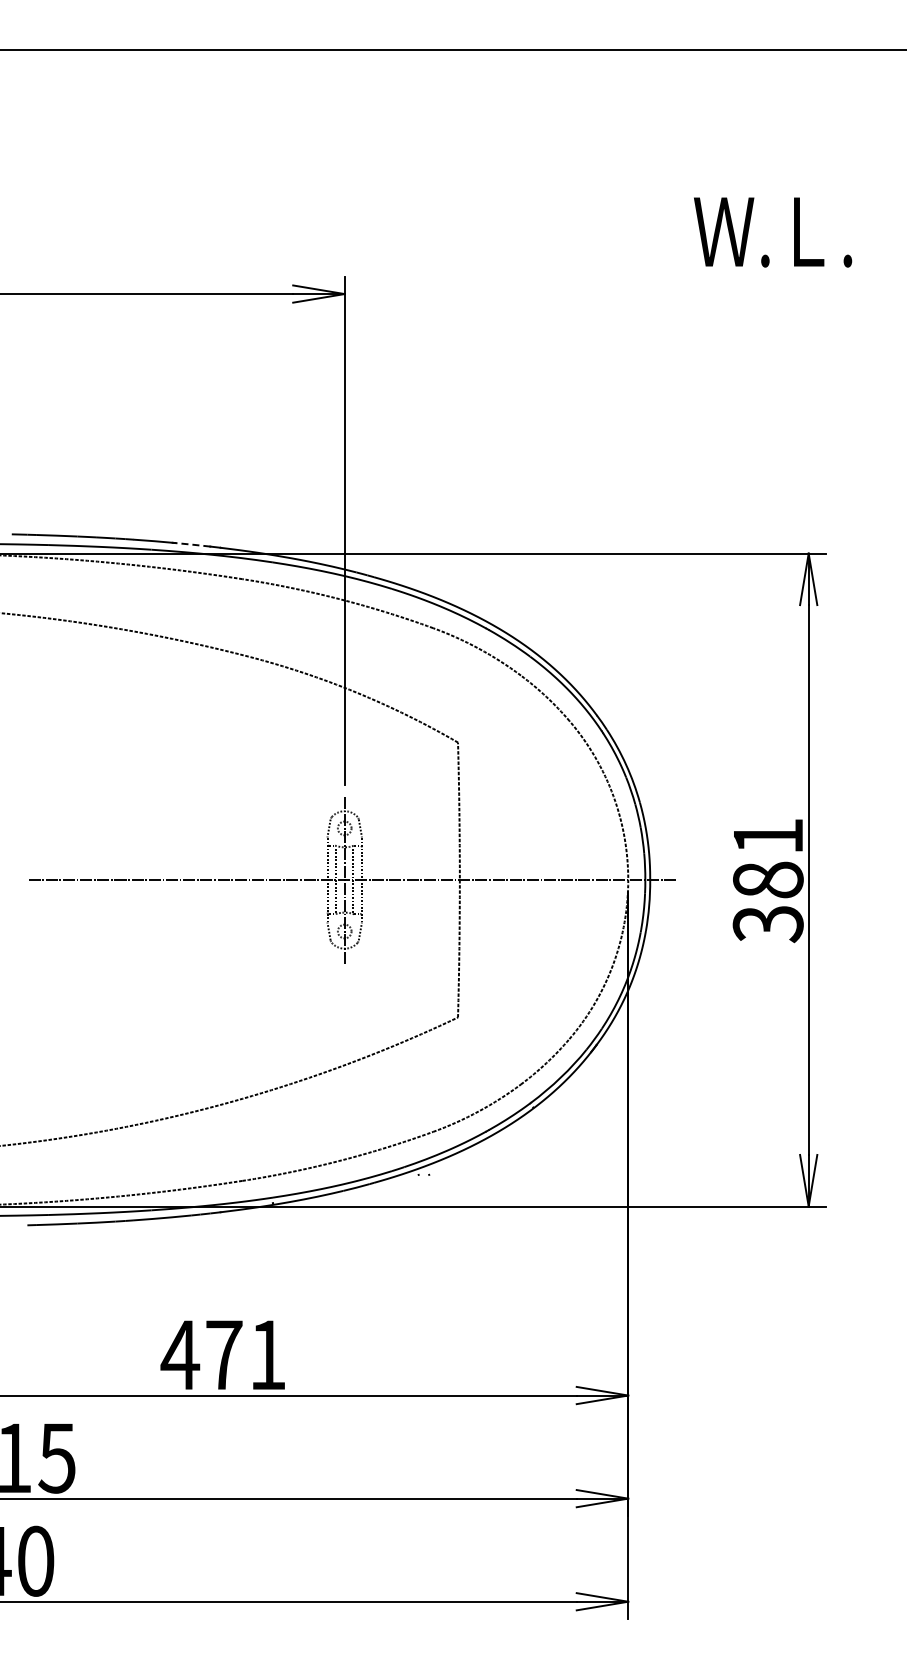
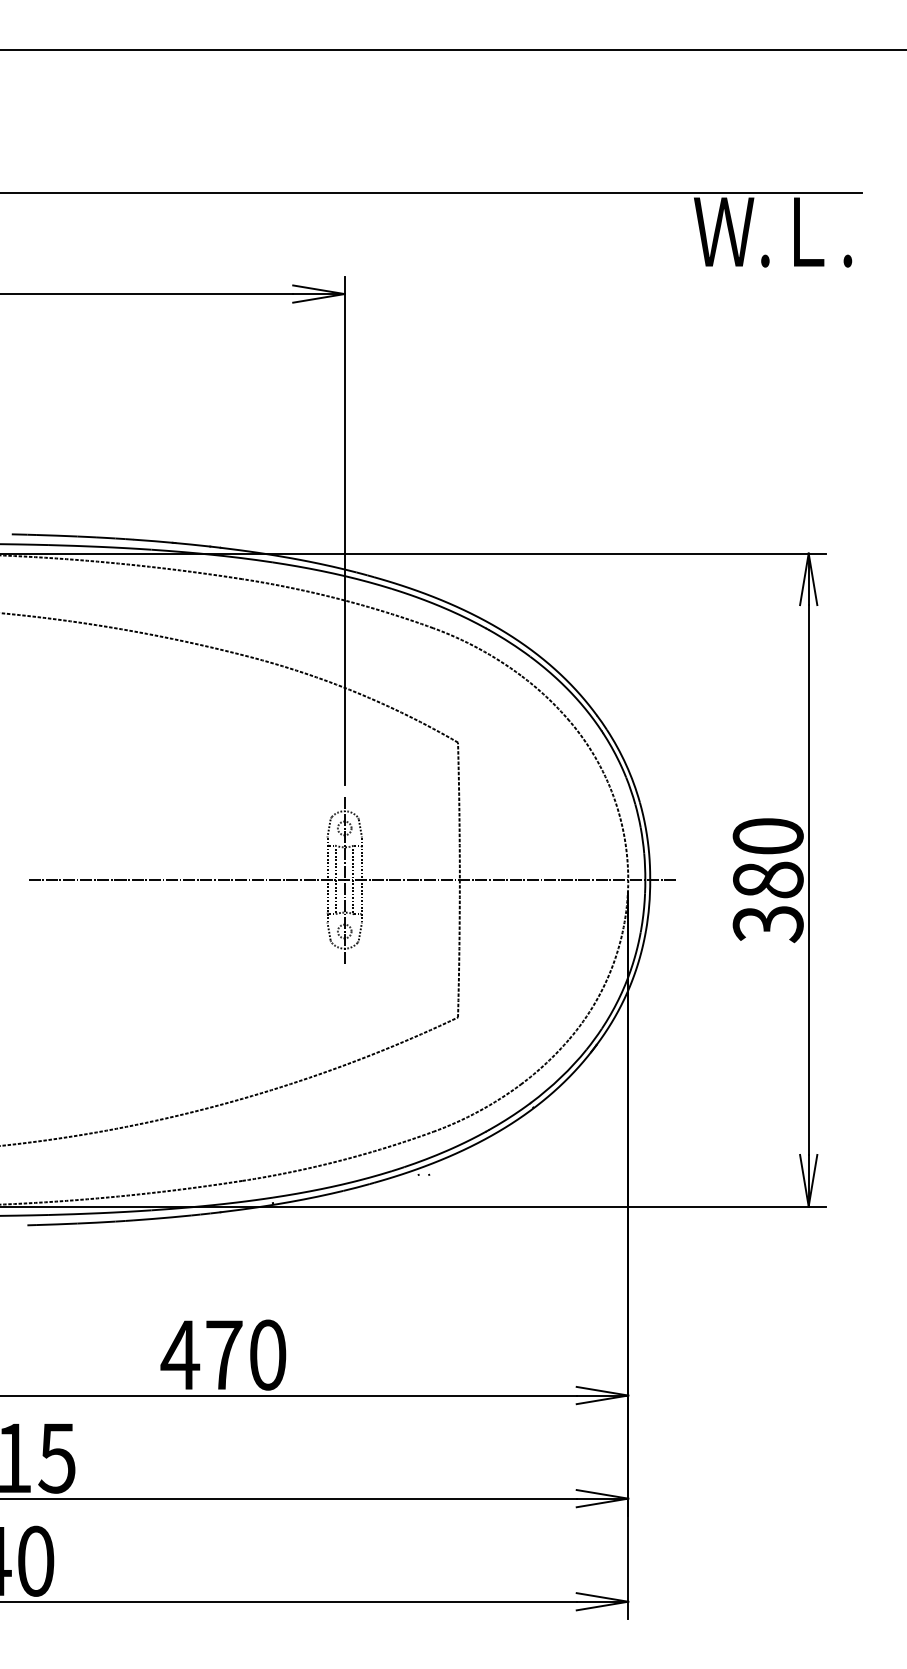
line: none -> present (431, 192)
line: dashed -> solid (191, 544)
text: 381 -> 380 (767, 836)
text: 471 -> 470 (268, 1354)
